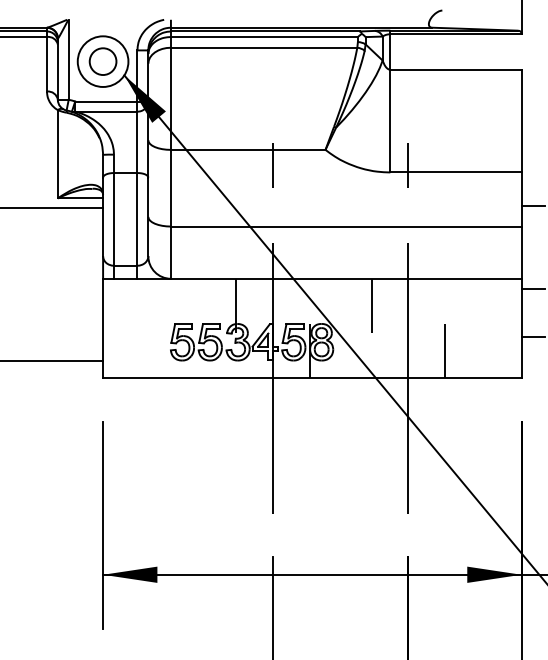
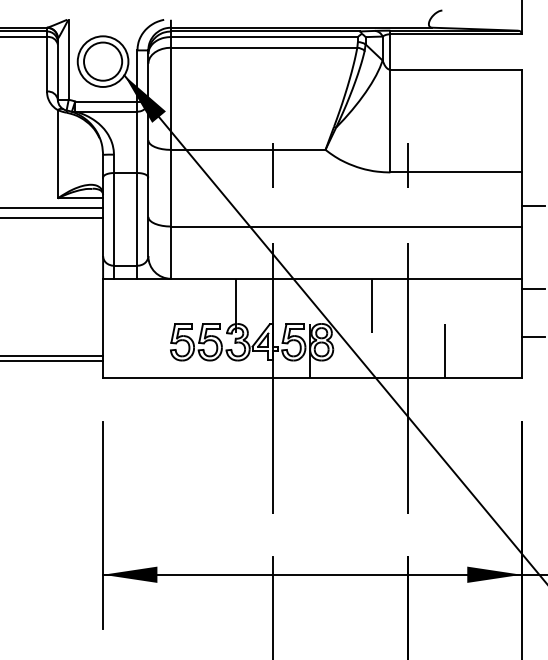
circle diameter: 27 px -> 38 px (103, 61)
line: none -> present (52, 217)
line: none -> present (52, 355)
